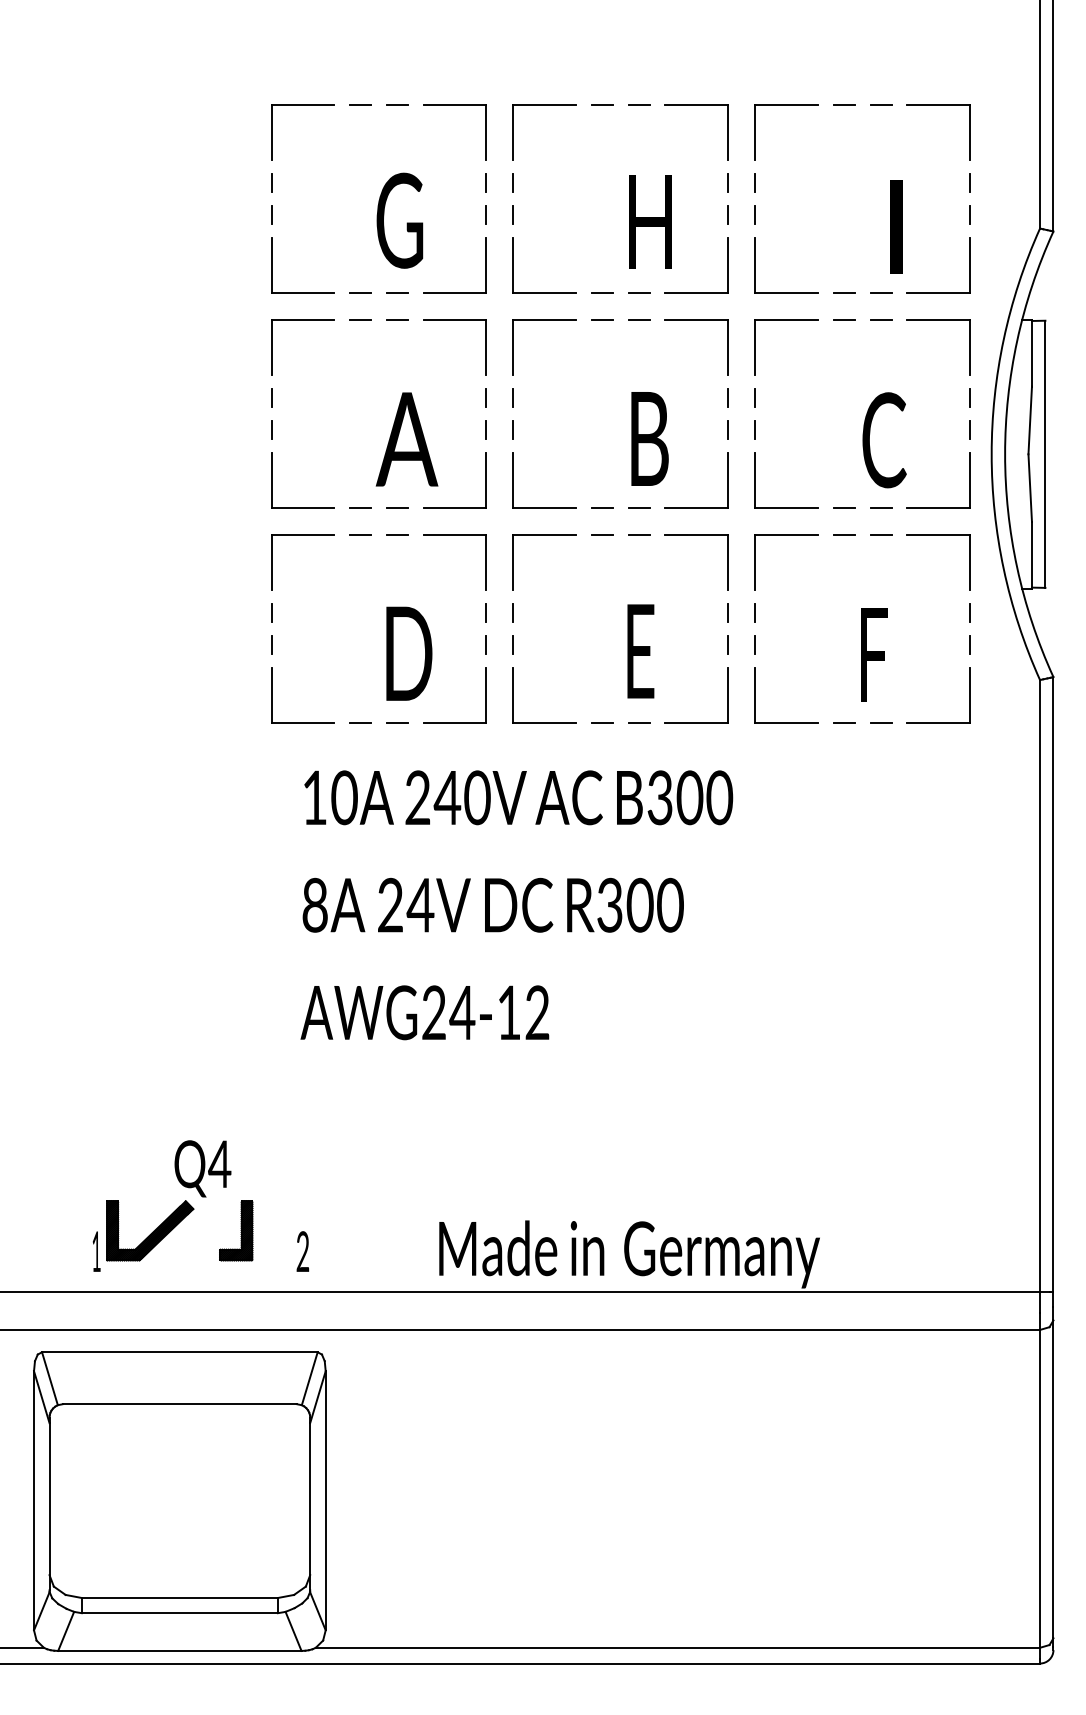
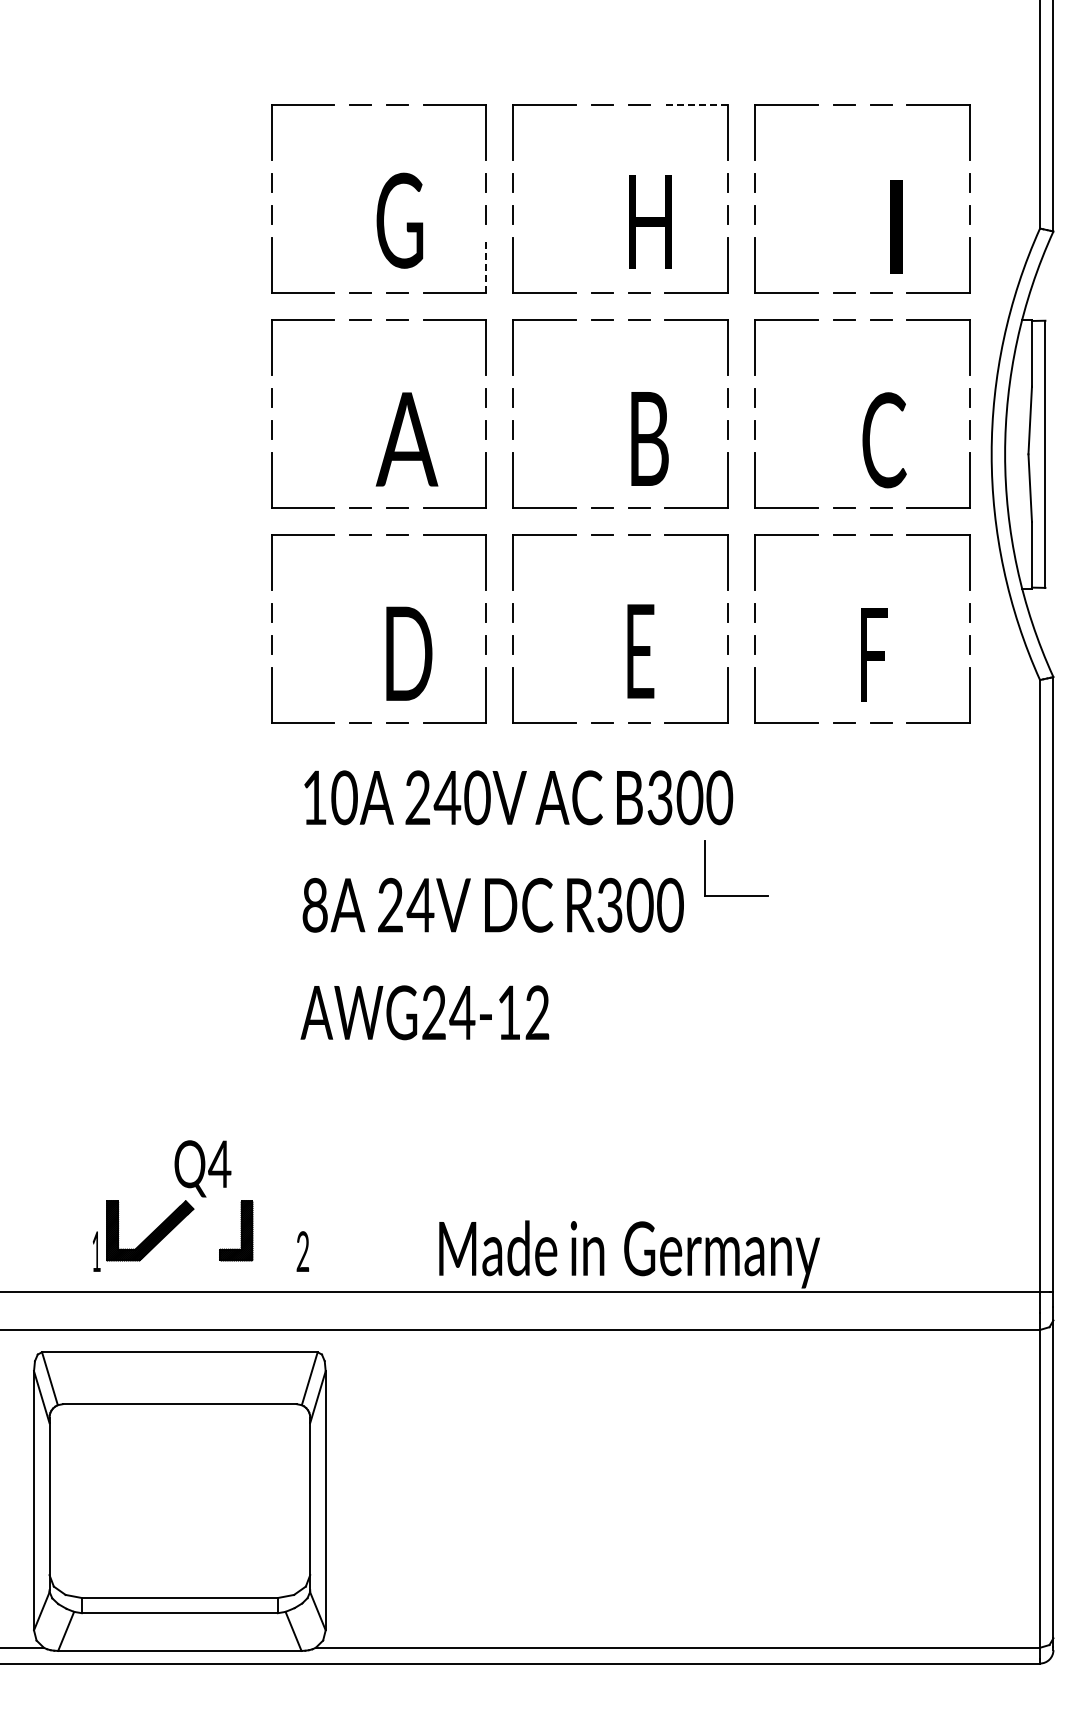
line: solid -> dashed (696, 104)
line: solid -> dashed (486, 265)
part: none -> present (736, 895)
